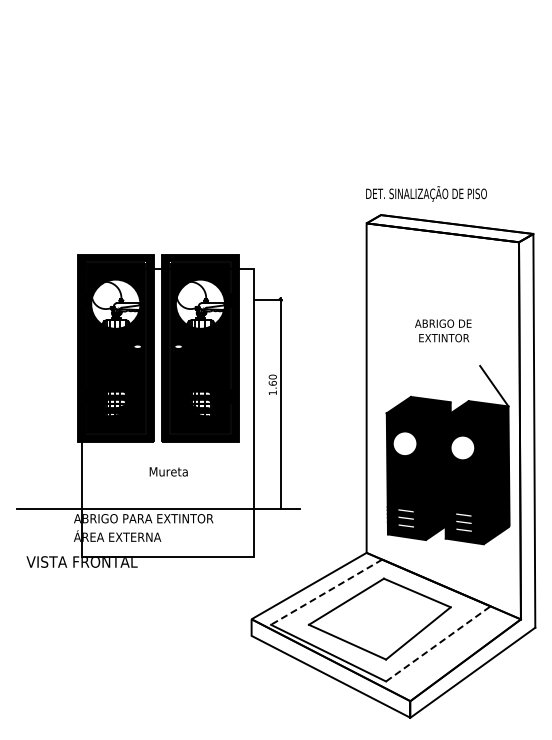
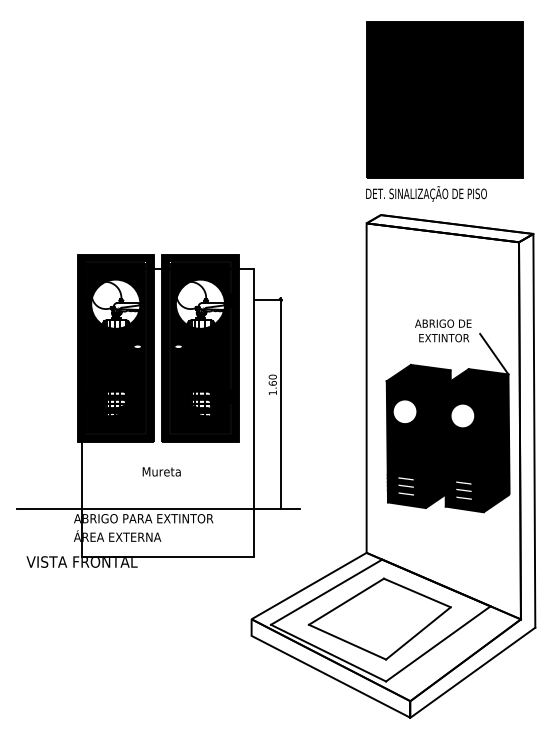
part: none -> present (444, 99)
part position: (447, 454) -> (447, 422) (447, 422)
text position: (168, 471) -> (161, 471) (161, 471)
line: dashed -> solid (326, 592)
line: dashed -> solid (438, 643)
